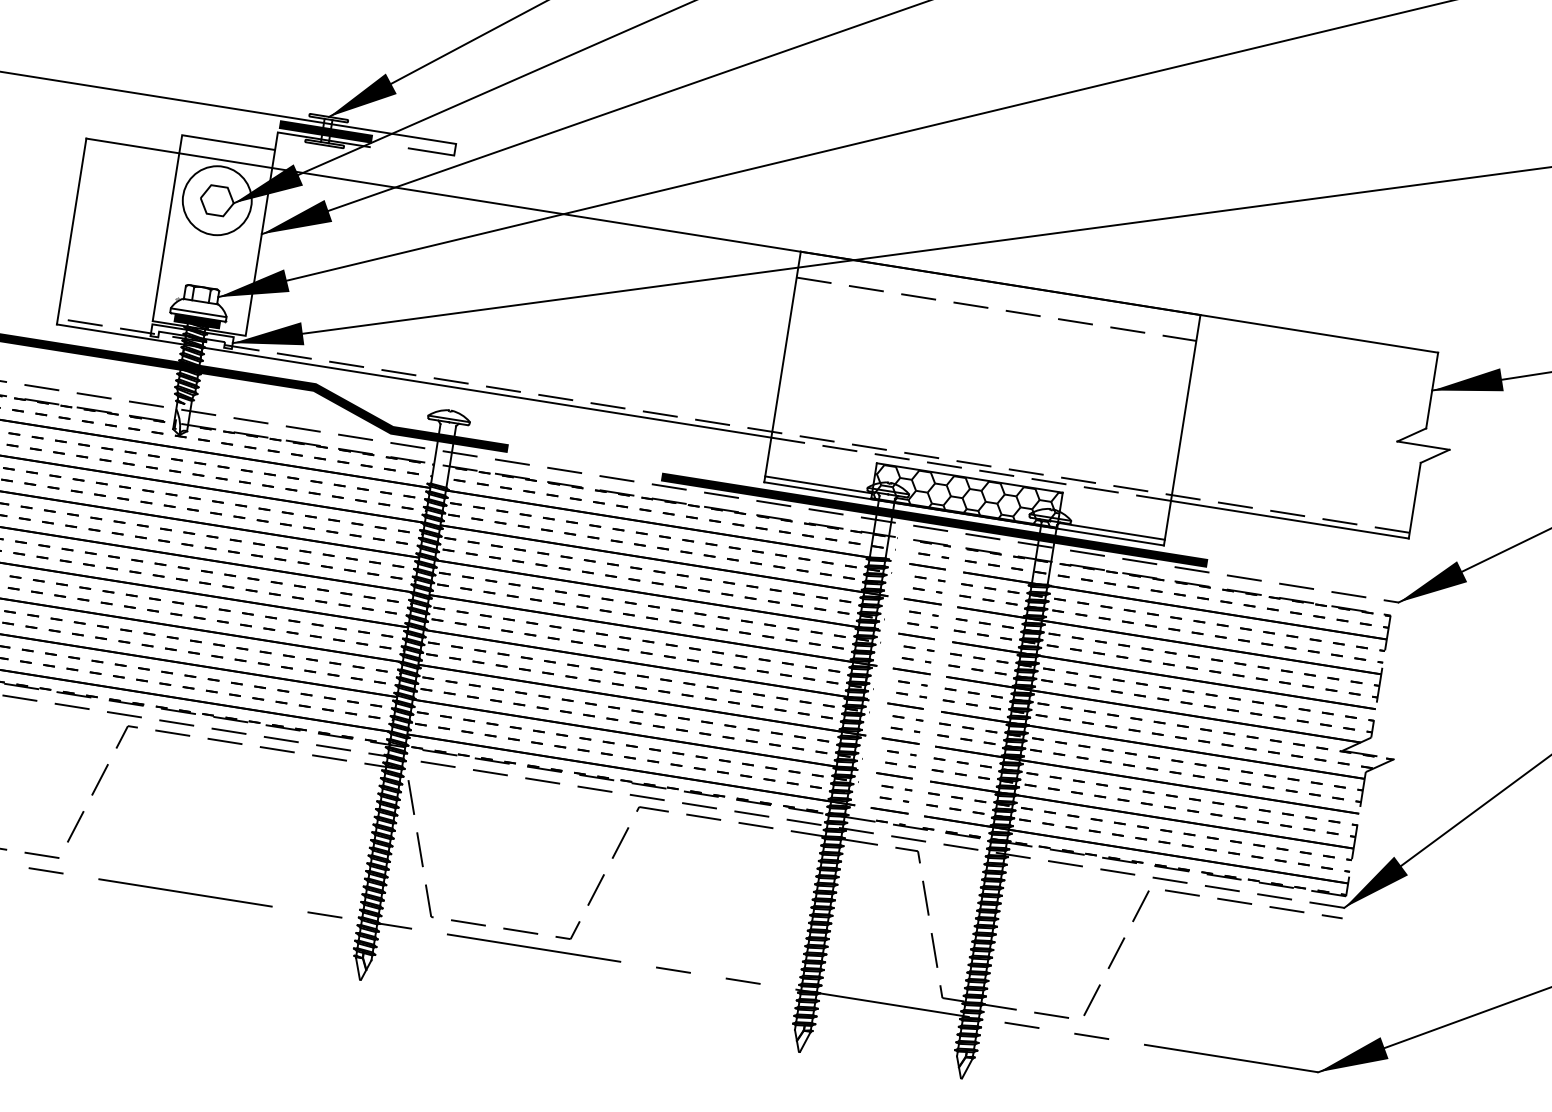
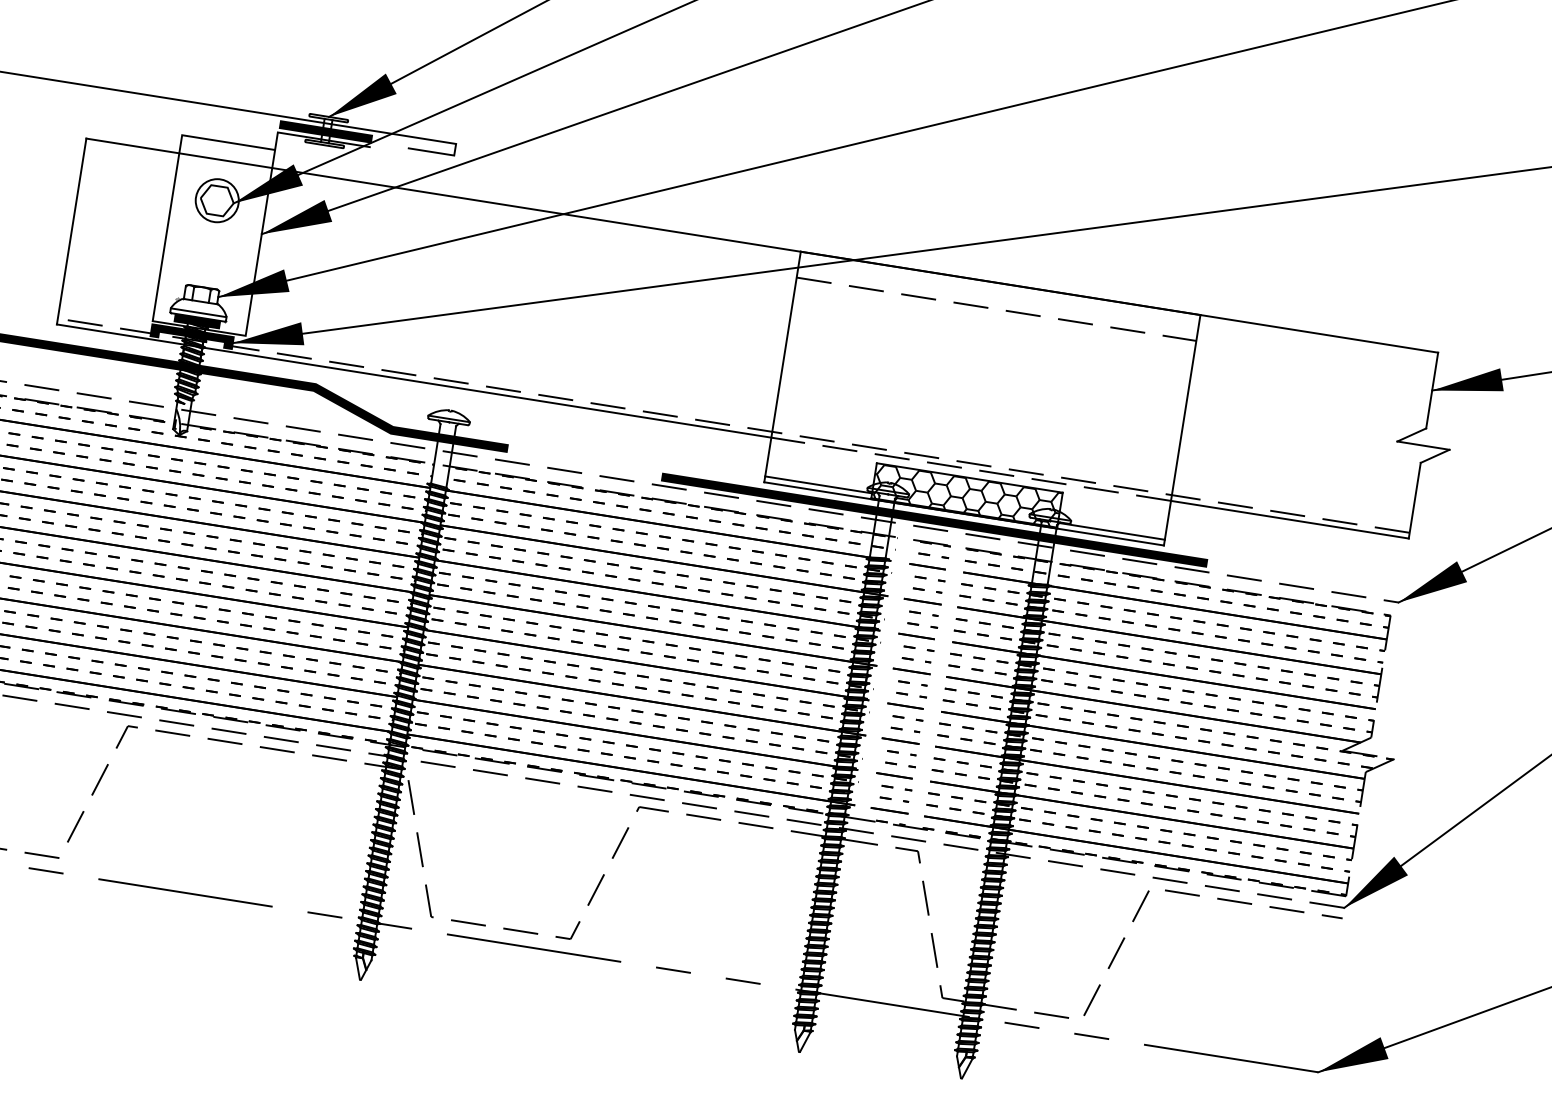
circle diameter: 69 px -> 43 px (216, 200)
fill: none -> present (191, 336)
